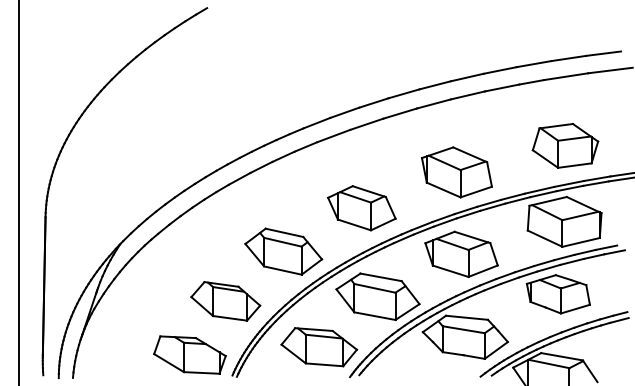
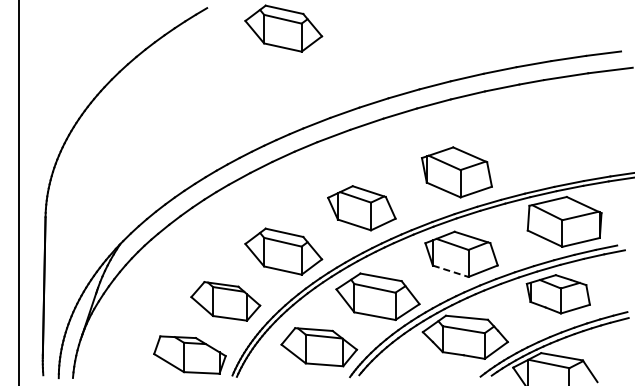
part: none -> present (283, 28)
part: present -> none (565, 145)
line: solid -> dashed (450, 271)
